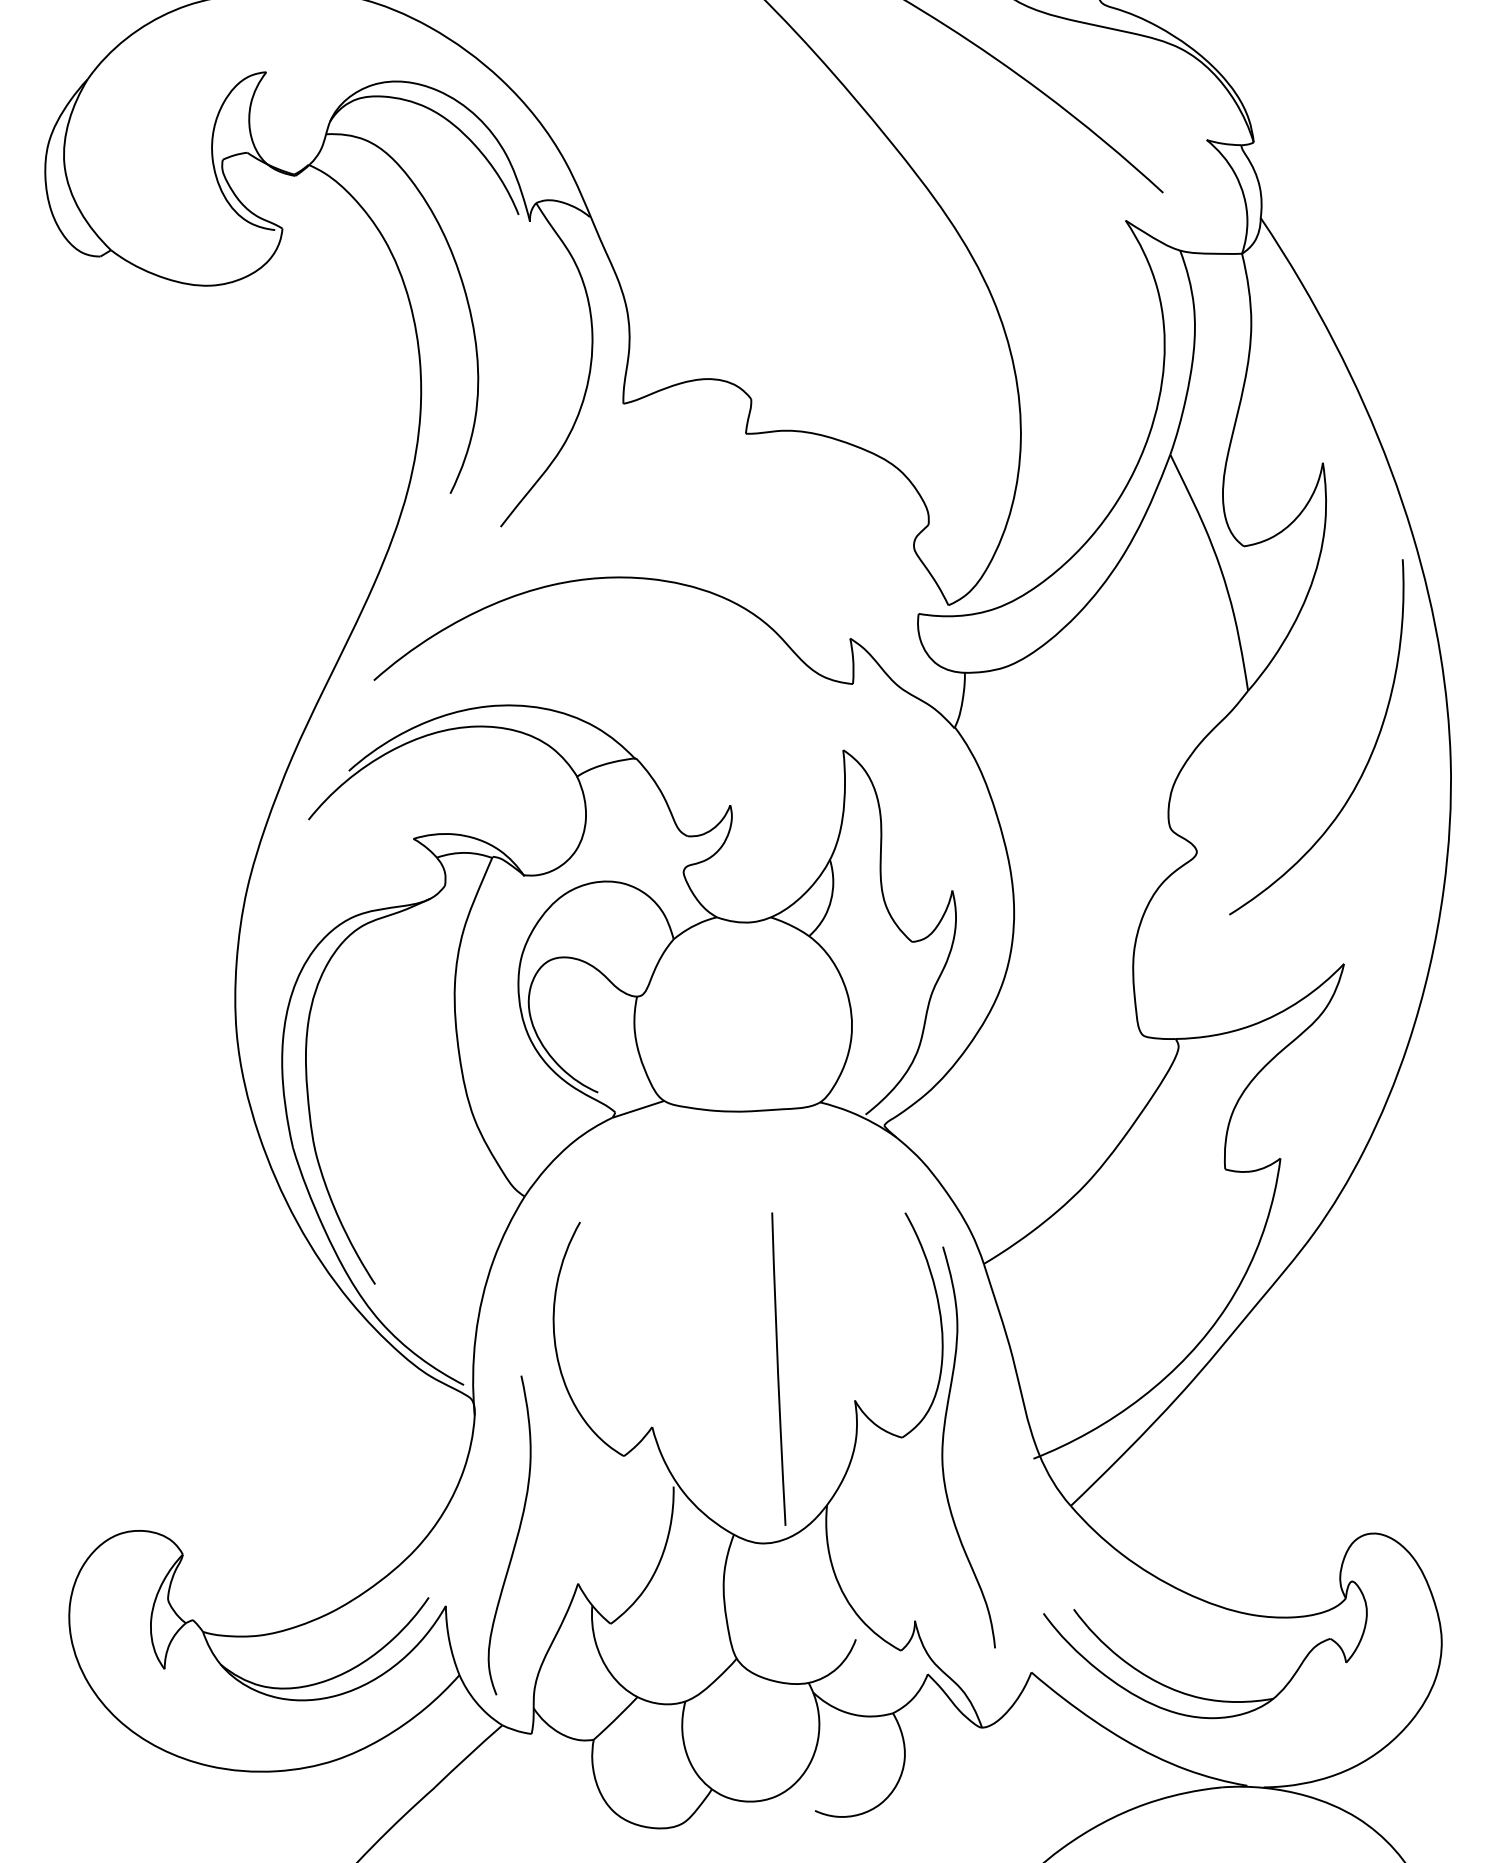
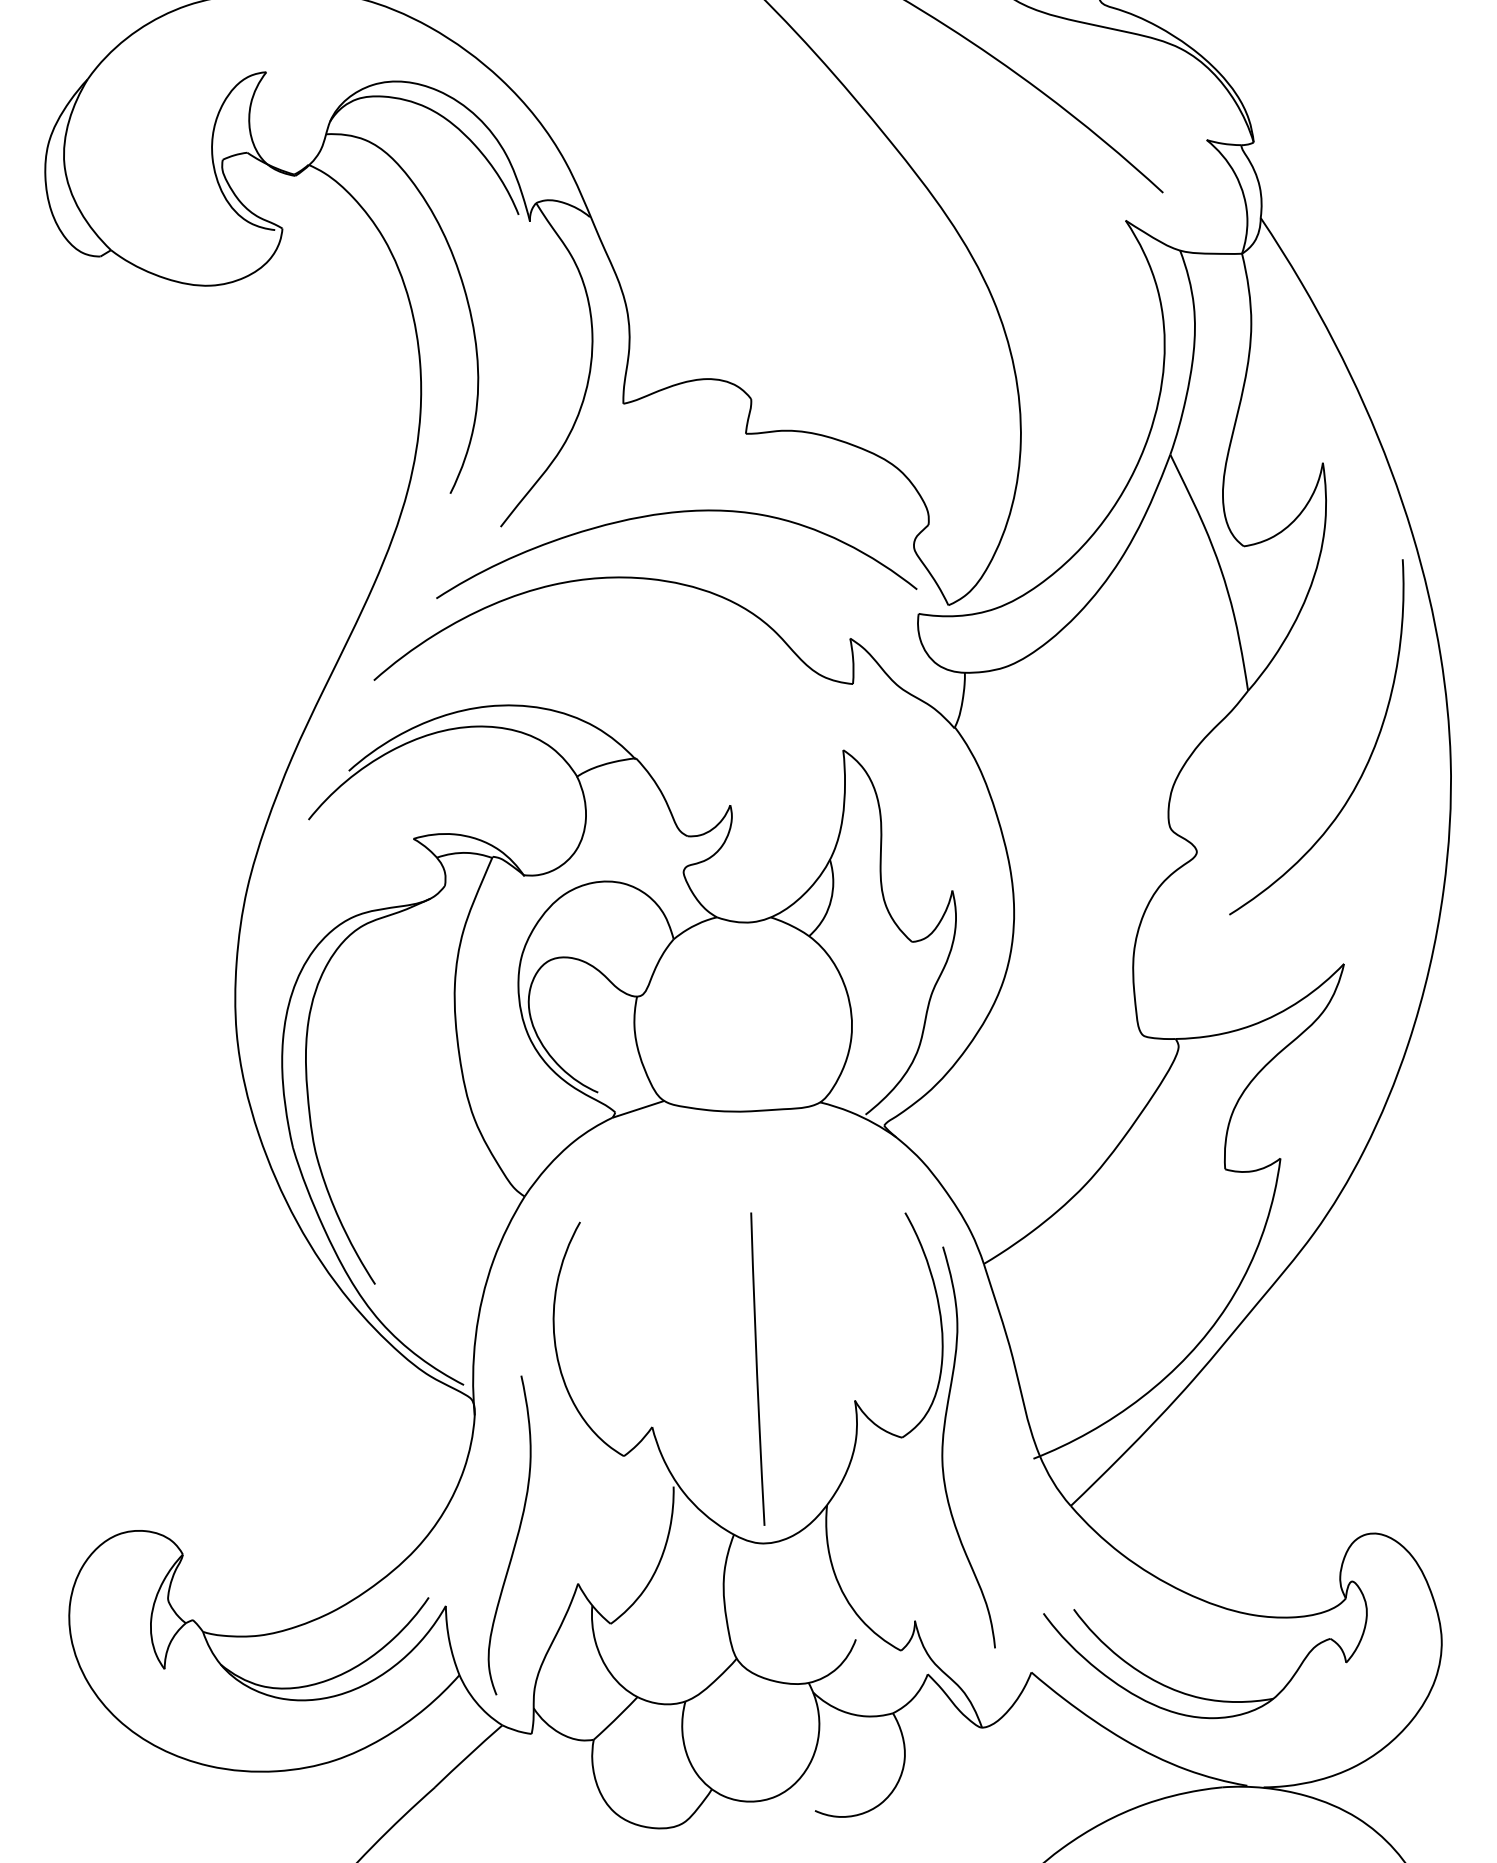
curve: none -> present (675, 513)
curve position: (778, 1368) -> (757, 1368) (757, 1368)
